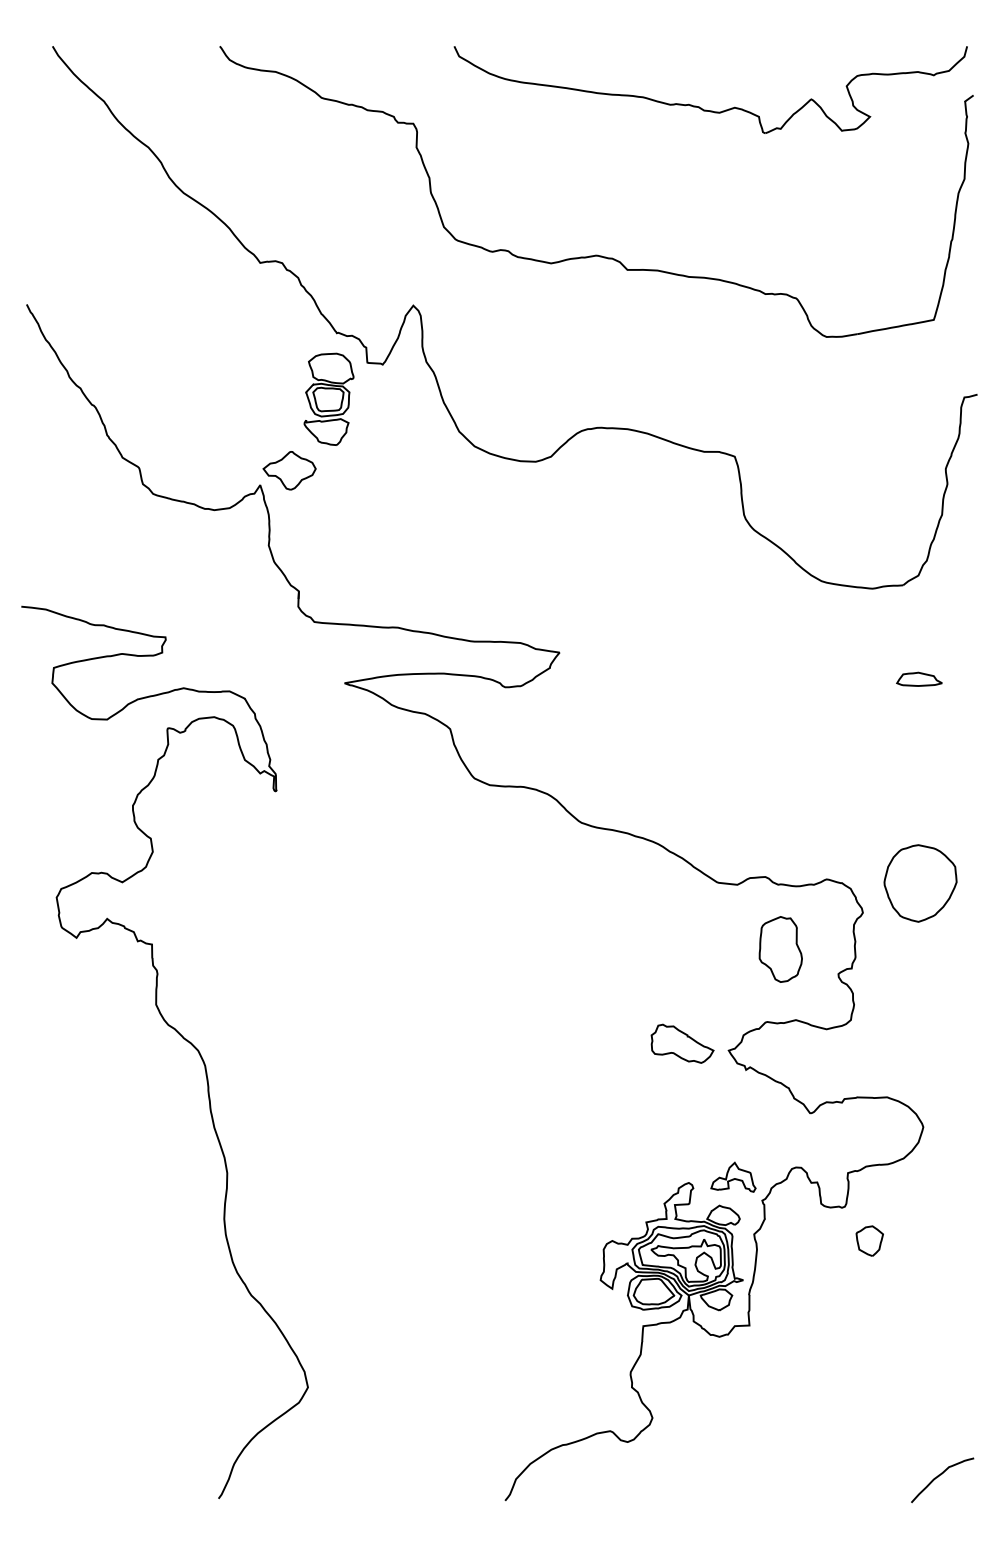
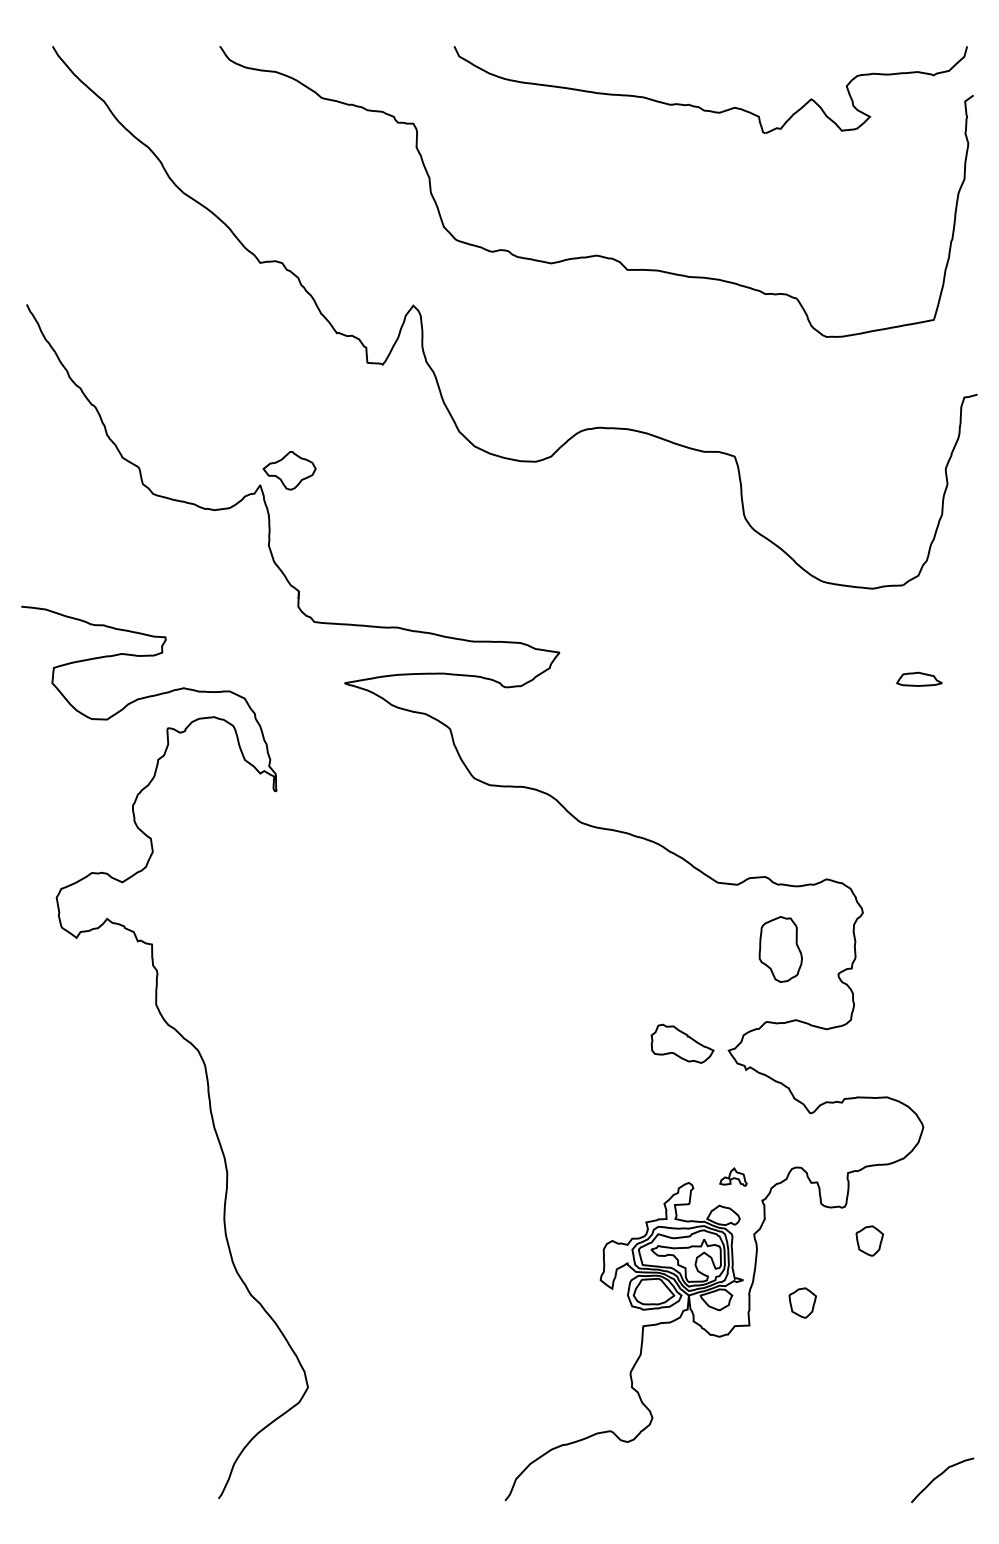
part: present -> none (328, 398)
part: present -> none (920, 883)
part size: 47x32 px -> 29x20 px (733, 1176)
part: none -> present (802, 1302)
